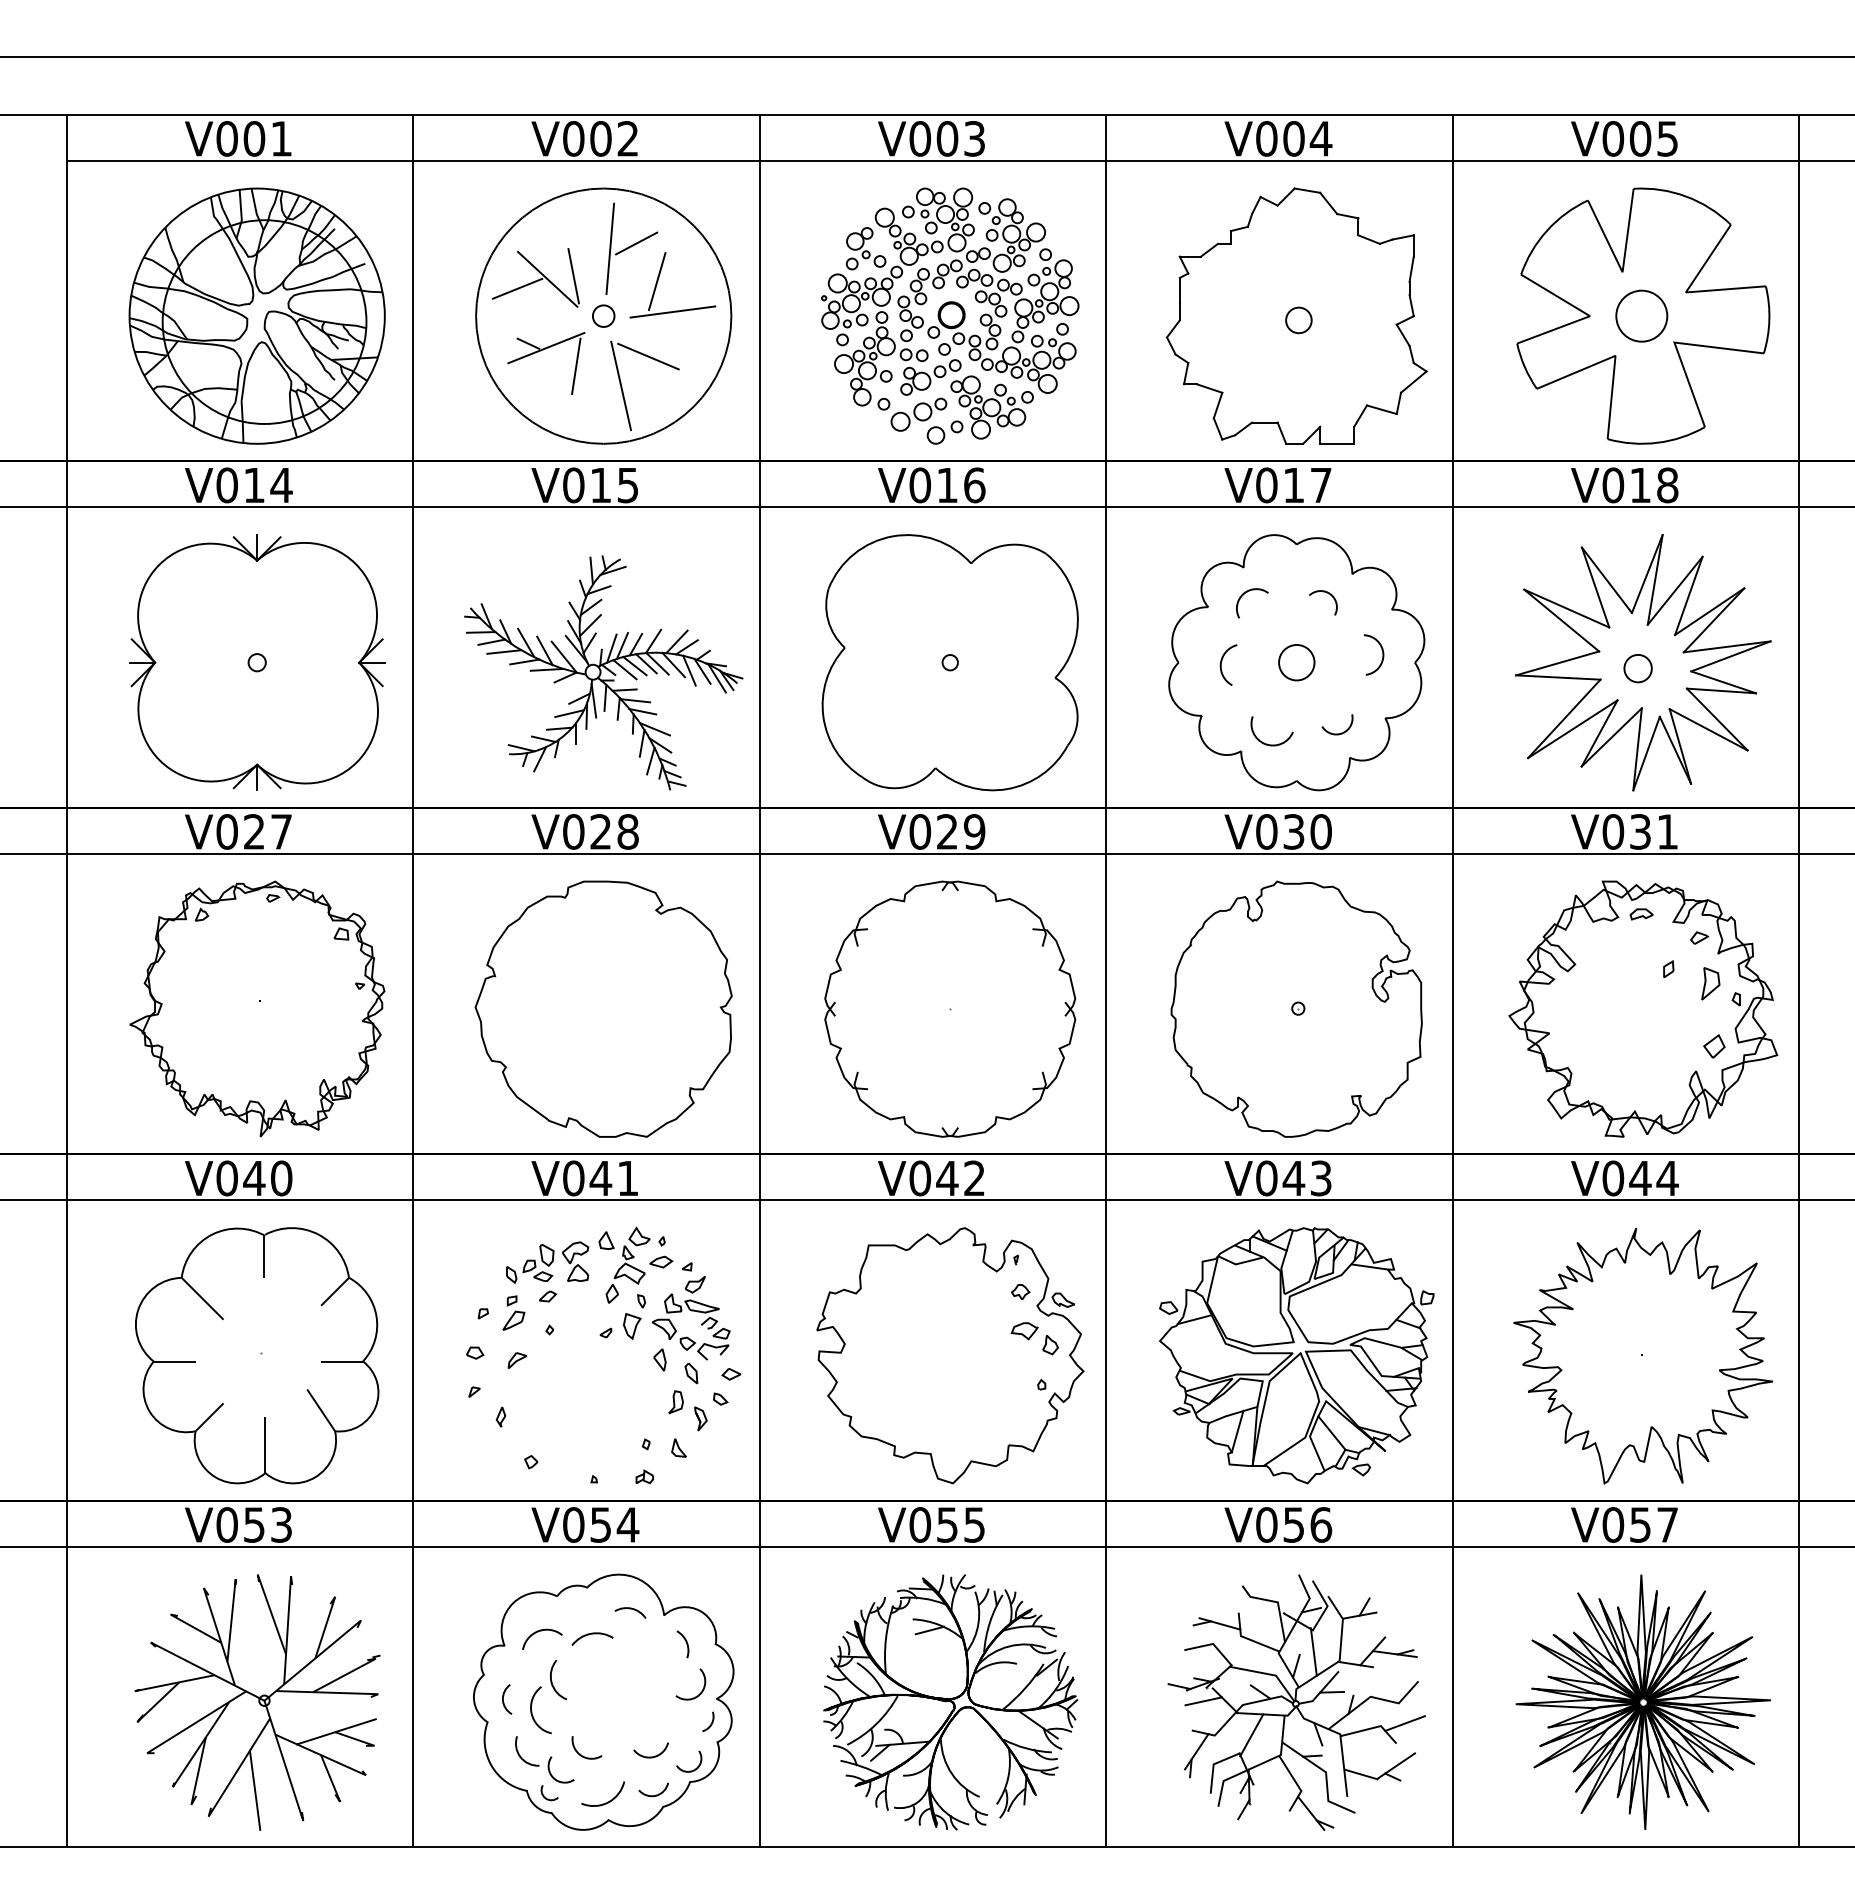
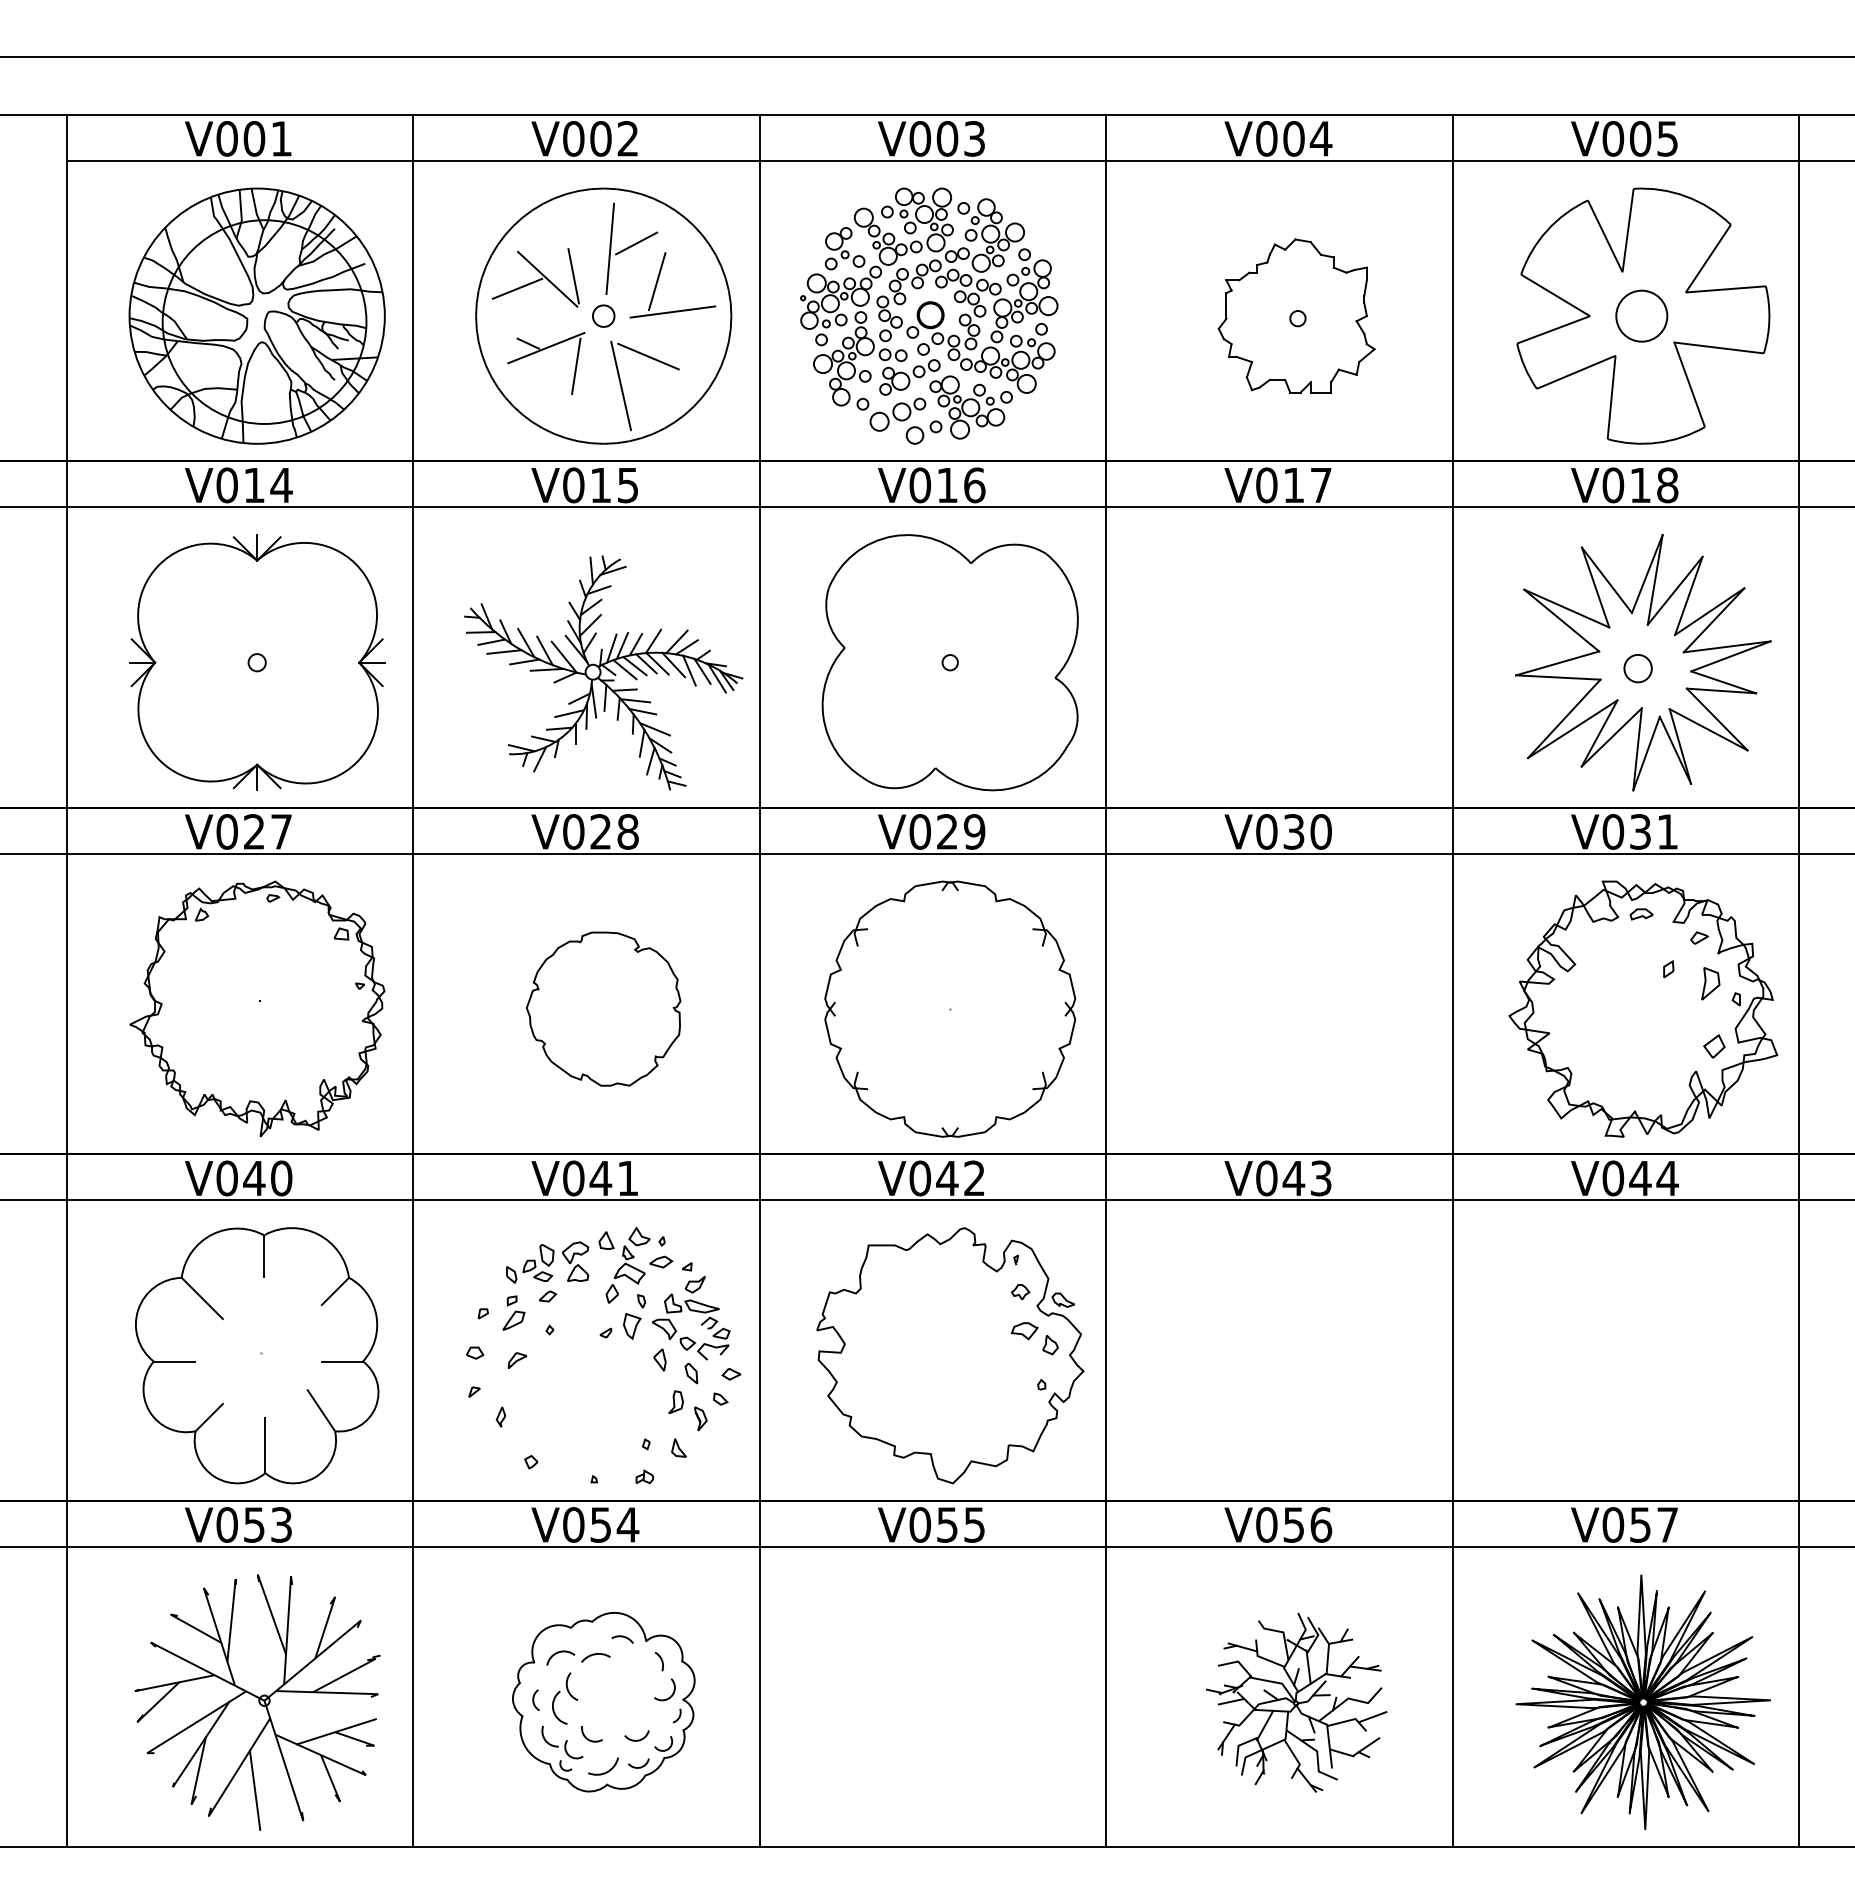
part position: (950, 315) -> (929, 315) (929, 315)
part size: 263x258 px -> 159x156 px (1296, 315)
part: present -> none (1296, 662)
part size: 259x258 px -> 156x156 px (603, 1008)
part: present -> none (1296, 1008)
part: present -> none (1296, 1355)
part: present -> none (1643, 1356)
part size: 262x258 px -> 184x182 px (603, 1701)
part: present -> none (950, 1702)
part size: 259x257 px -> 182x181 px (1296, 1702)
